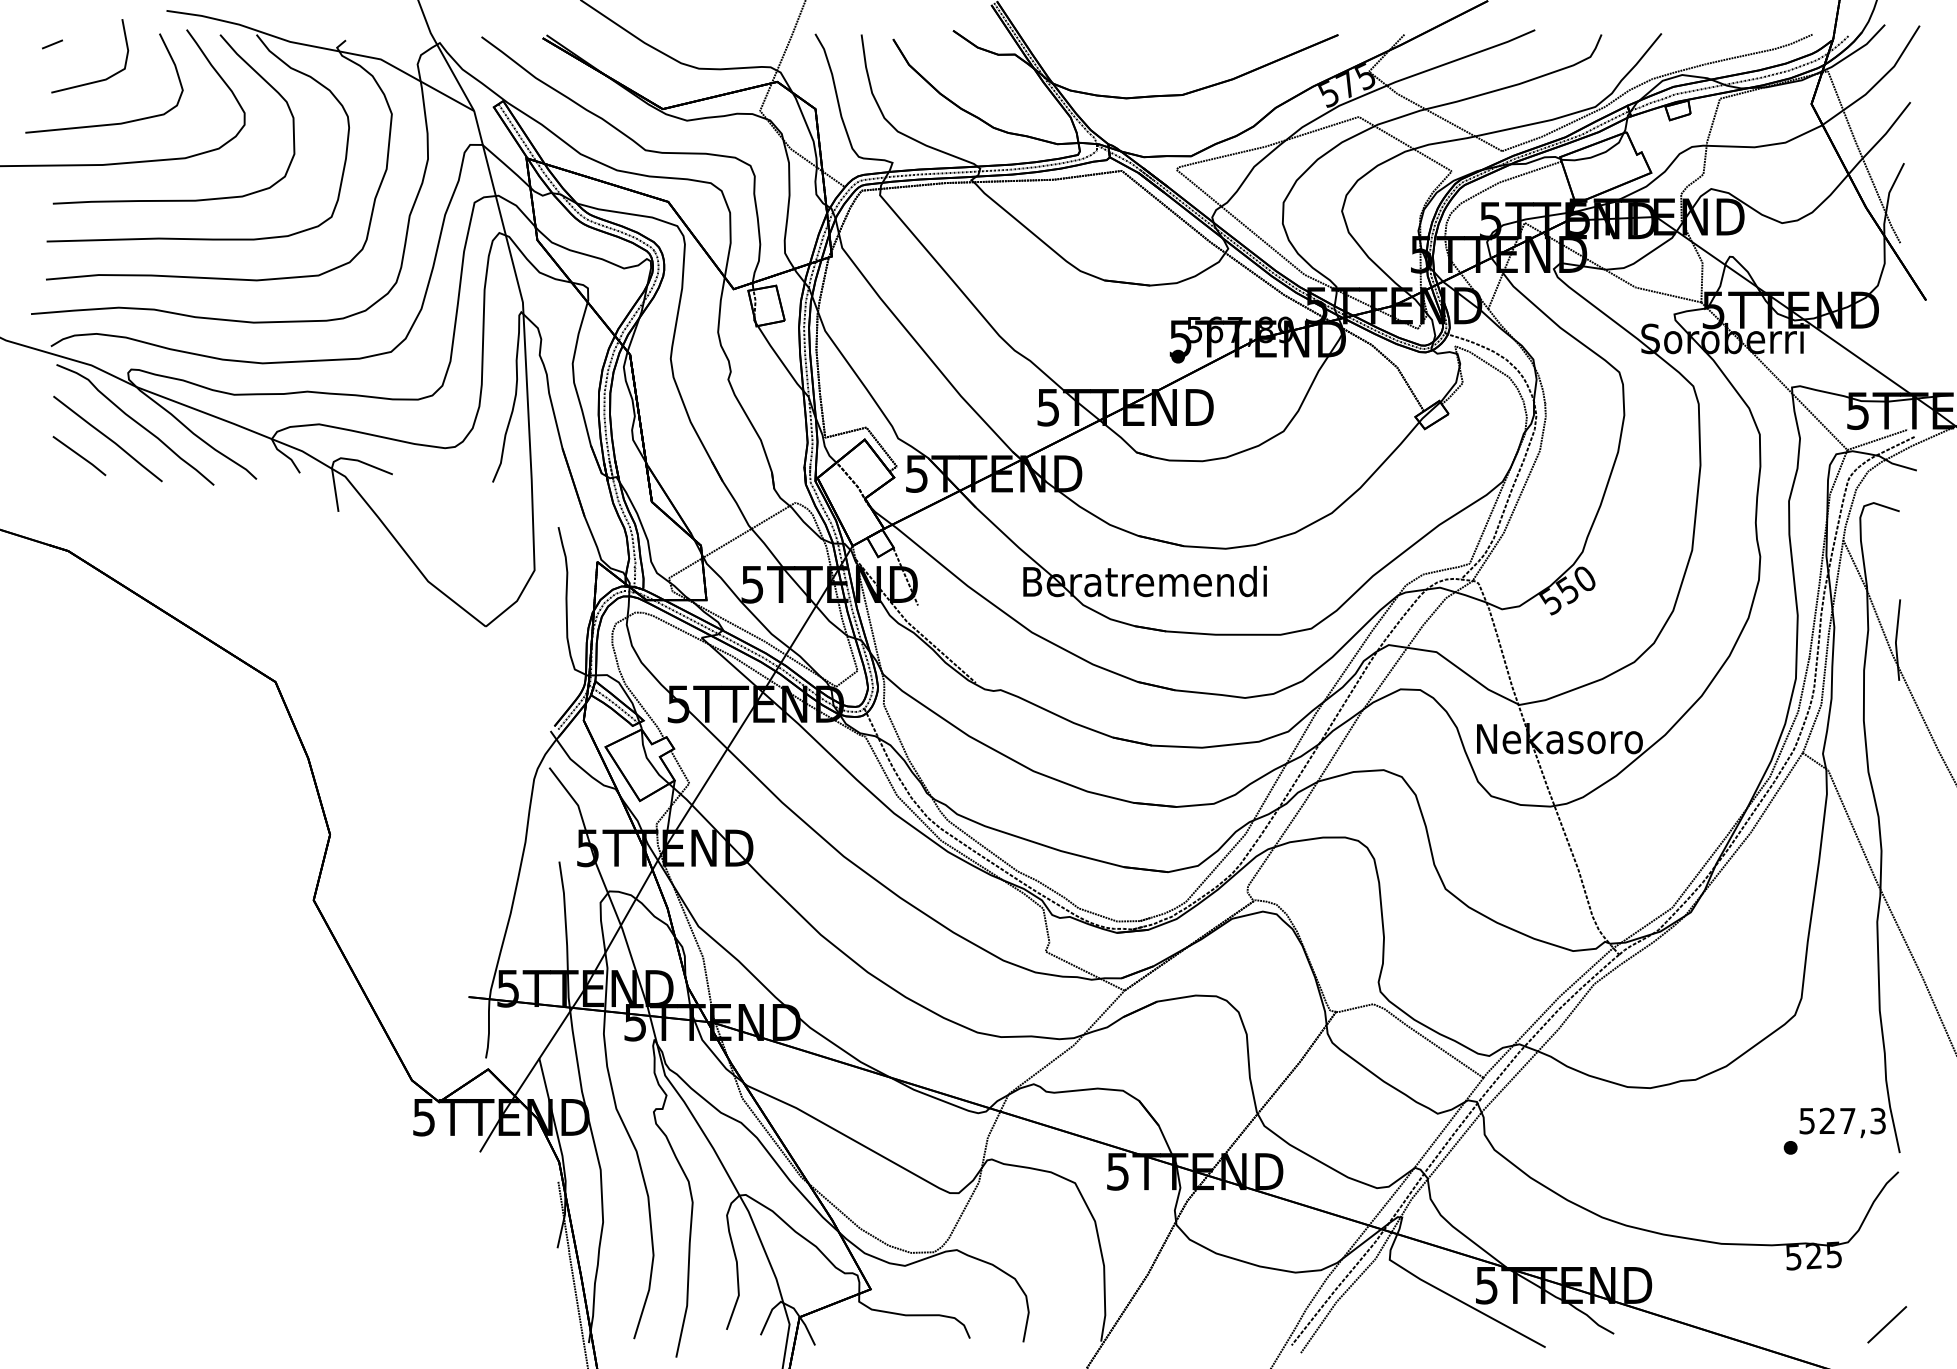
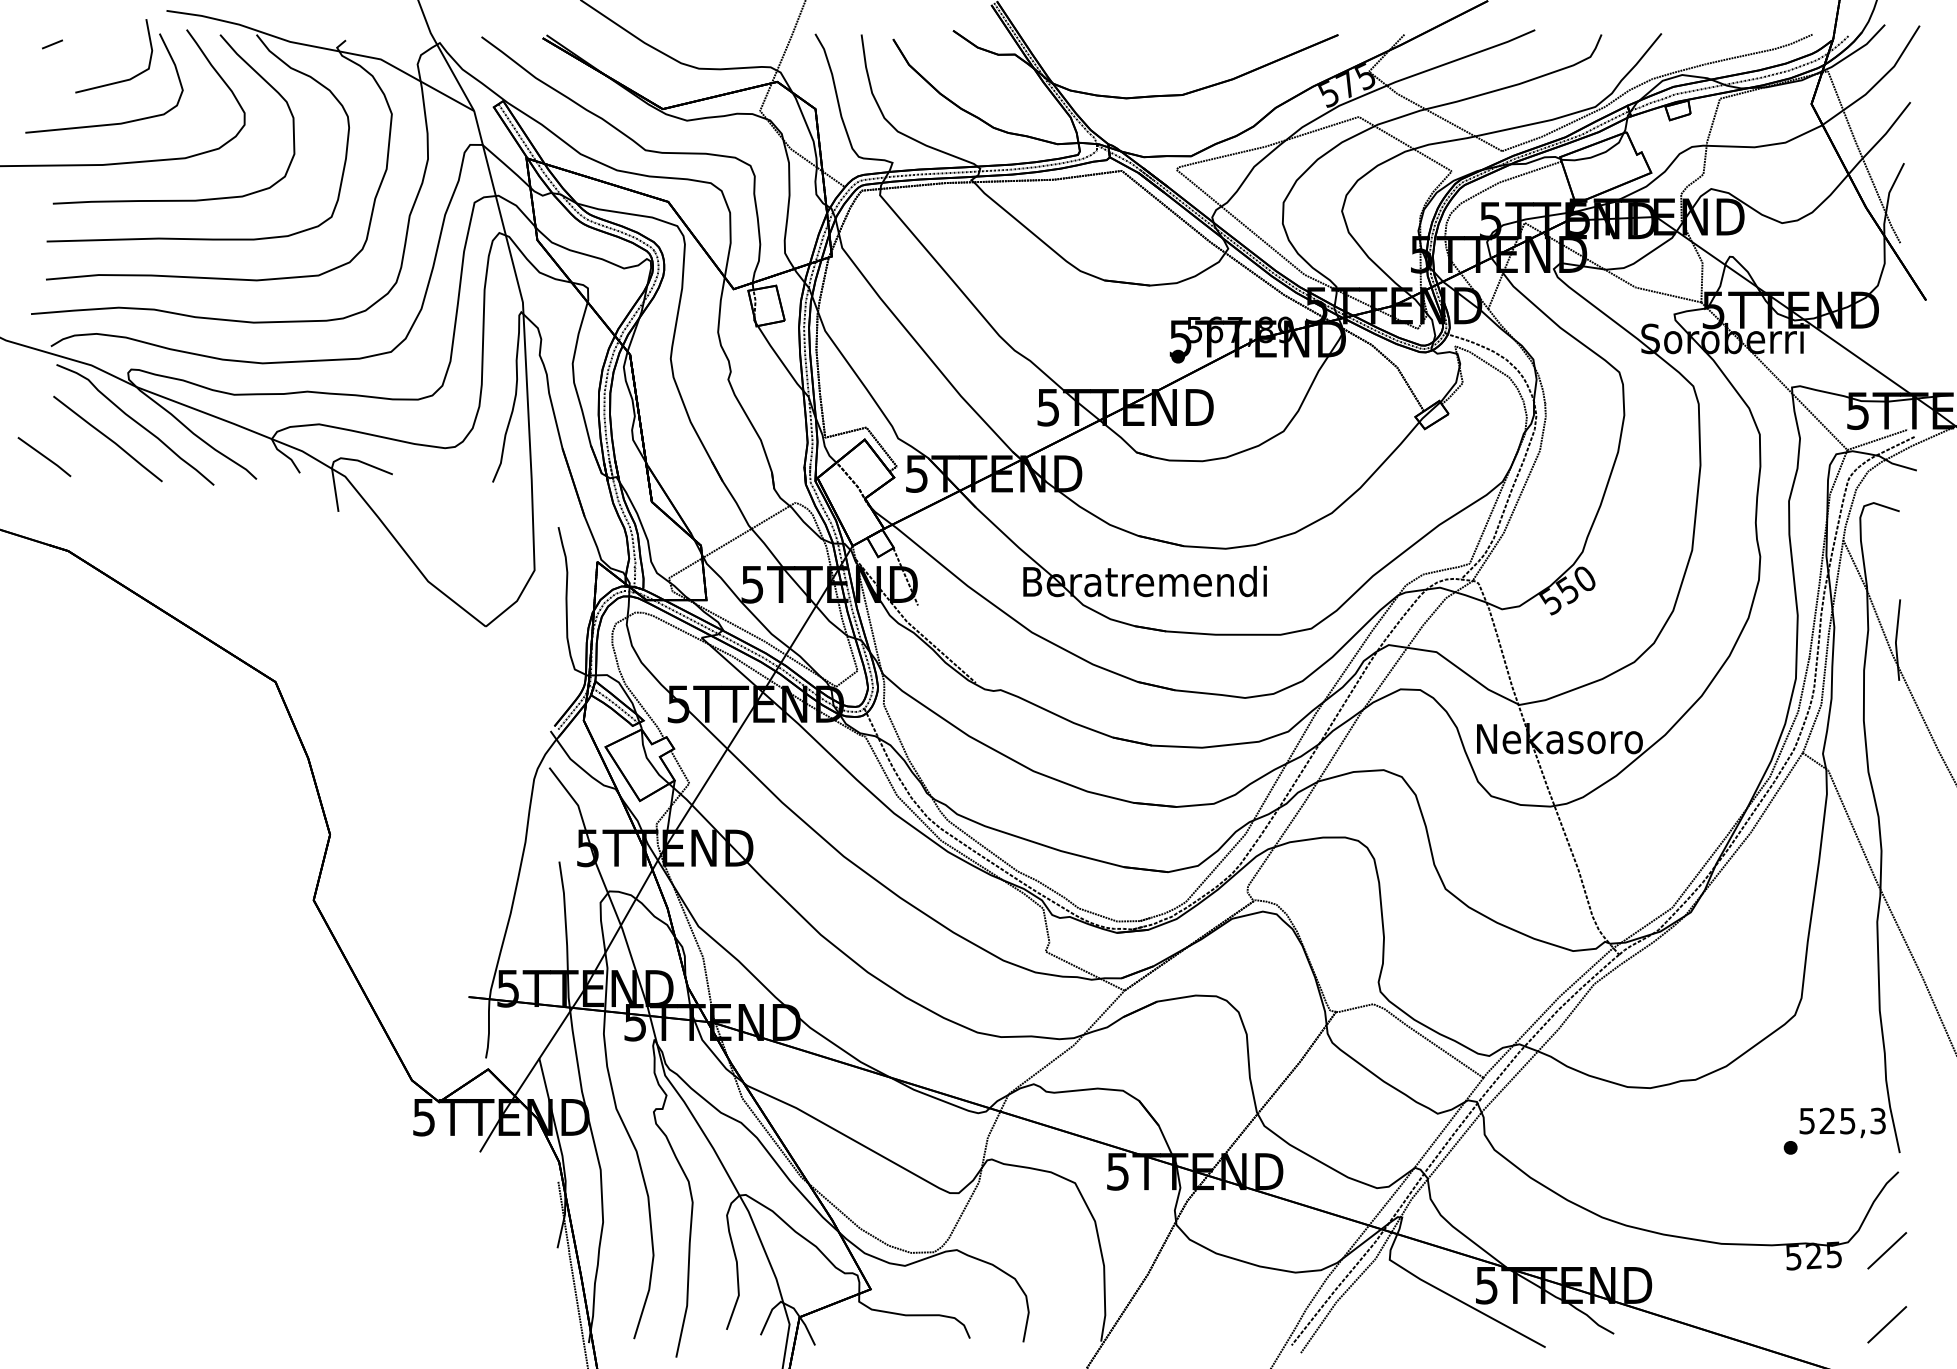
line position: (96, 80) -> (120, 80) (120, 80)
line position: (79, 456) -> (44, 457) (44, 457)
text: 527,3 -> 525,3 (1847, 1121)
line: none -> present (1887, 1250)
